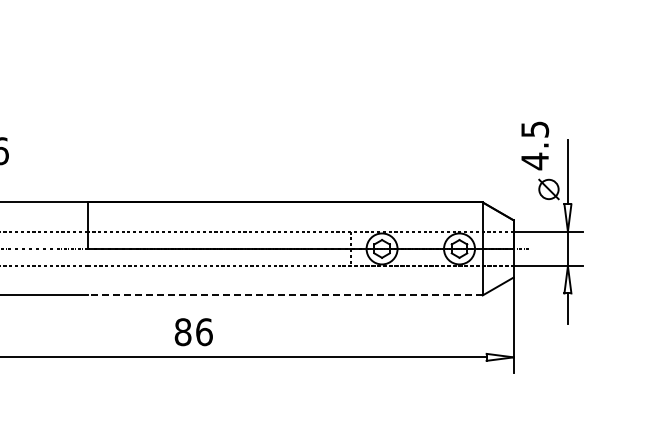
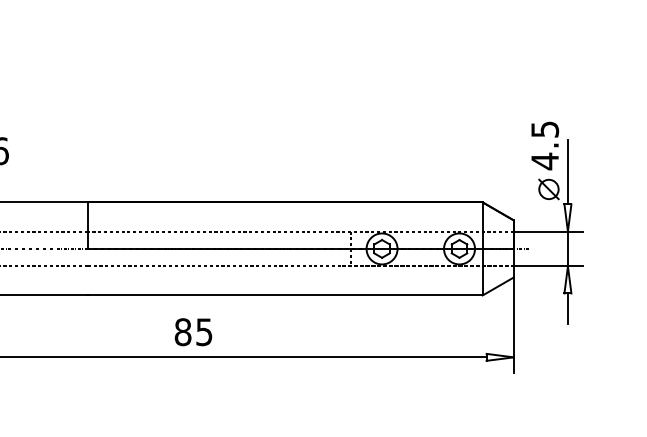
text position: (535, 145) -> (545, 145) (545, 145)
line: dashed -> solid (284, 295)
text: 86 -> 85 (204, 332)
